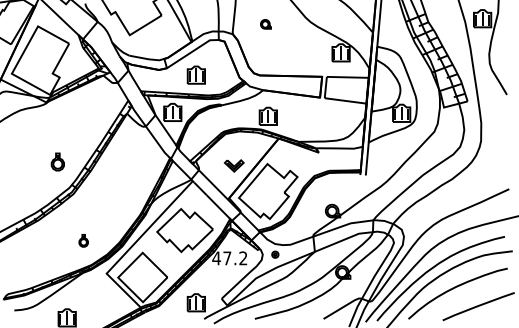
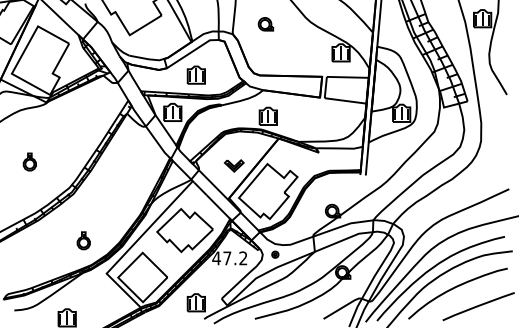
part size: 12x11 px -> 18x15 px (265, 24)
part position: (57, 161) -> (29, 161) (29, 161)
part size: 11x14 px -> 15x20 px (83, 240)
